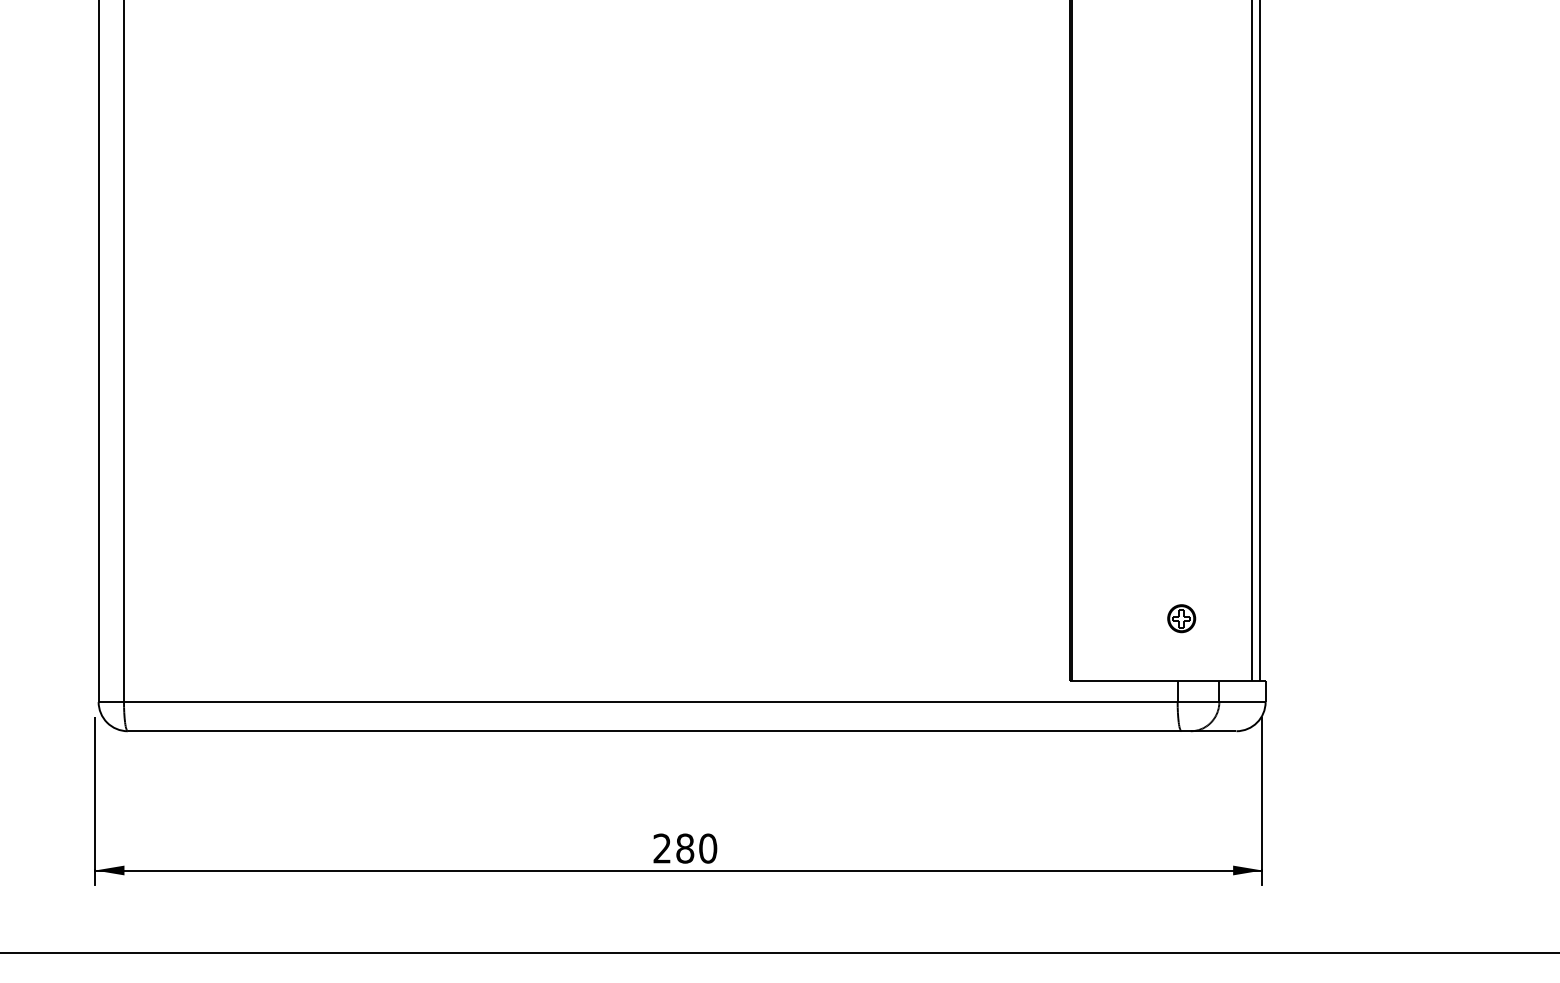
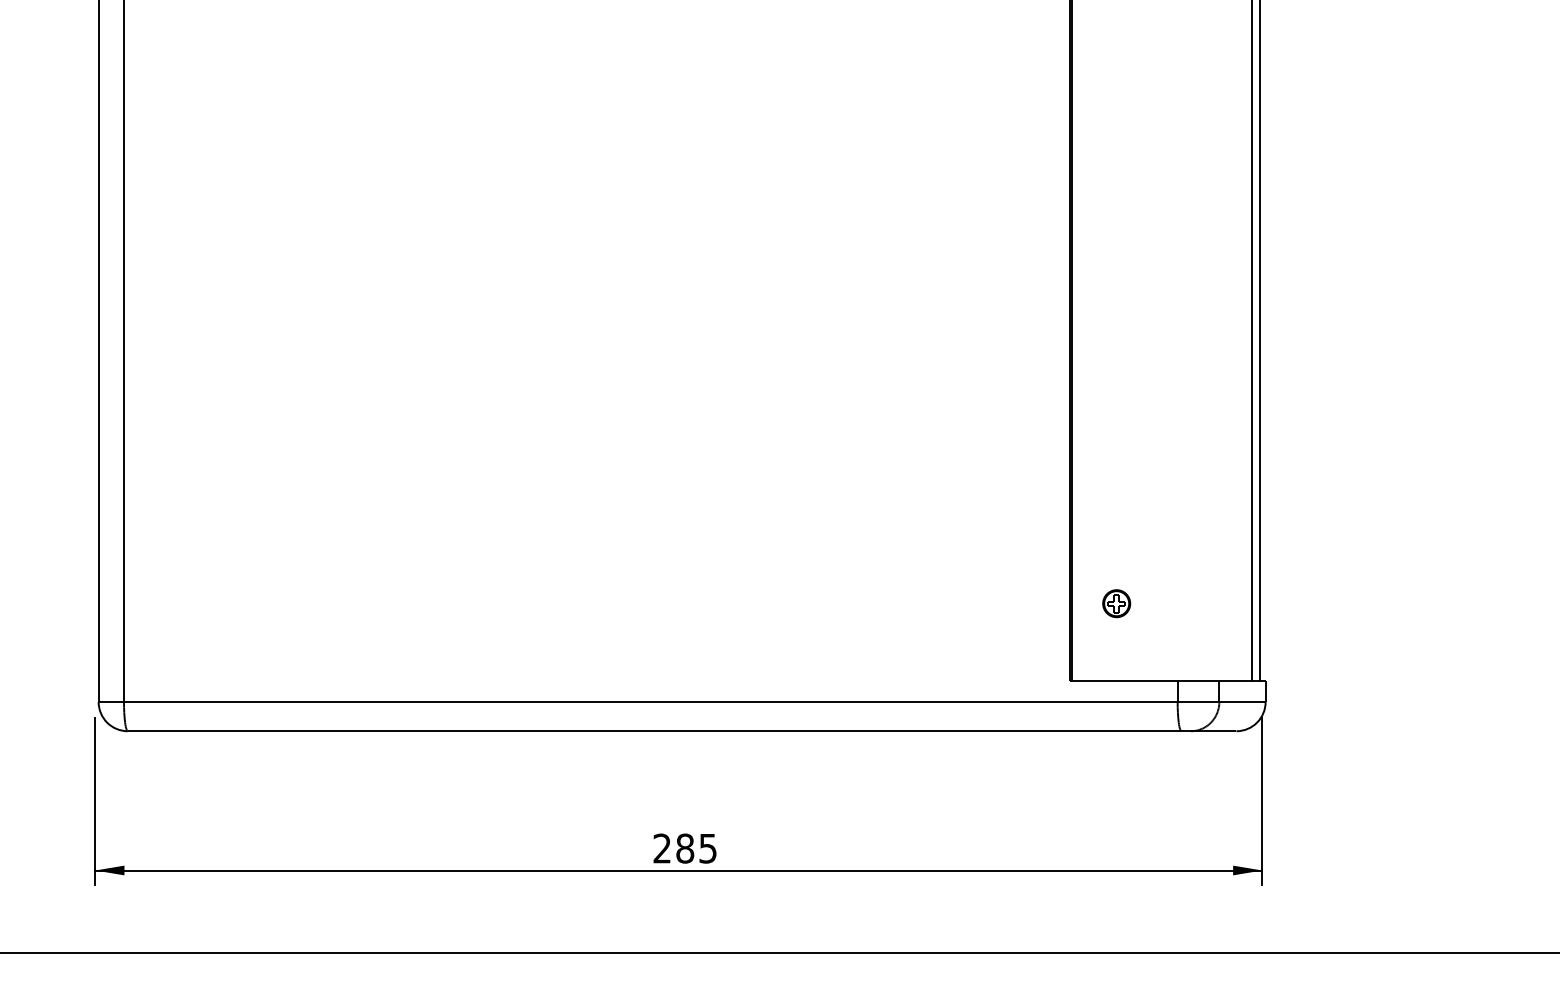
part position: (1181, 618) -> (1116, 603) (1116, 603)
text: 280 -> 285 (708, 848)
